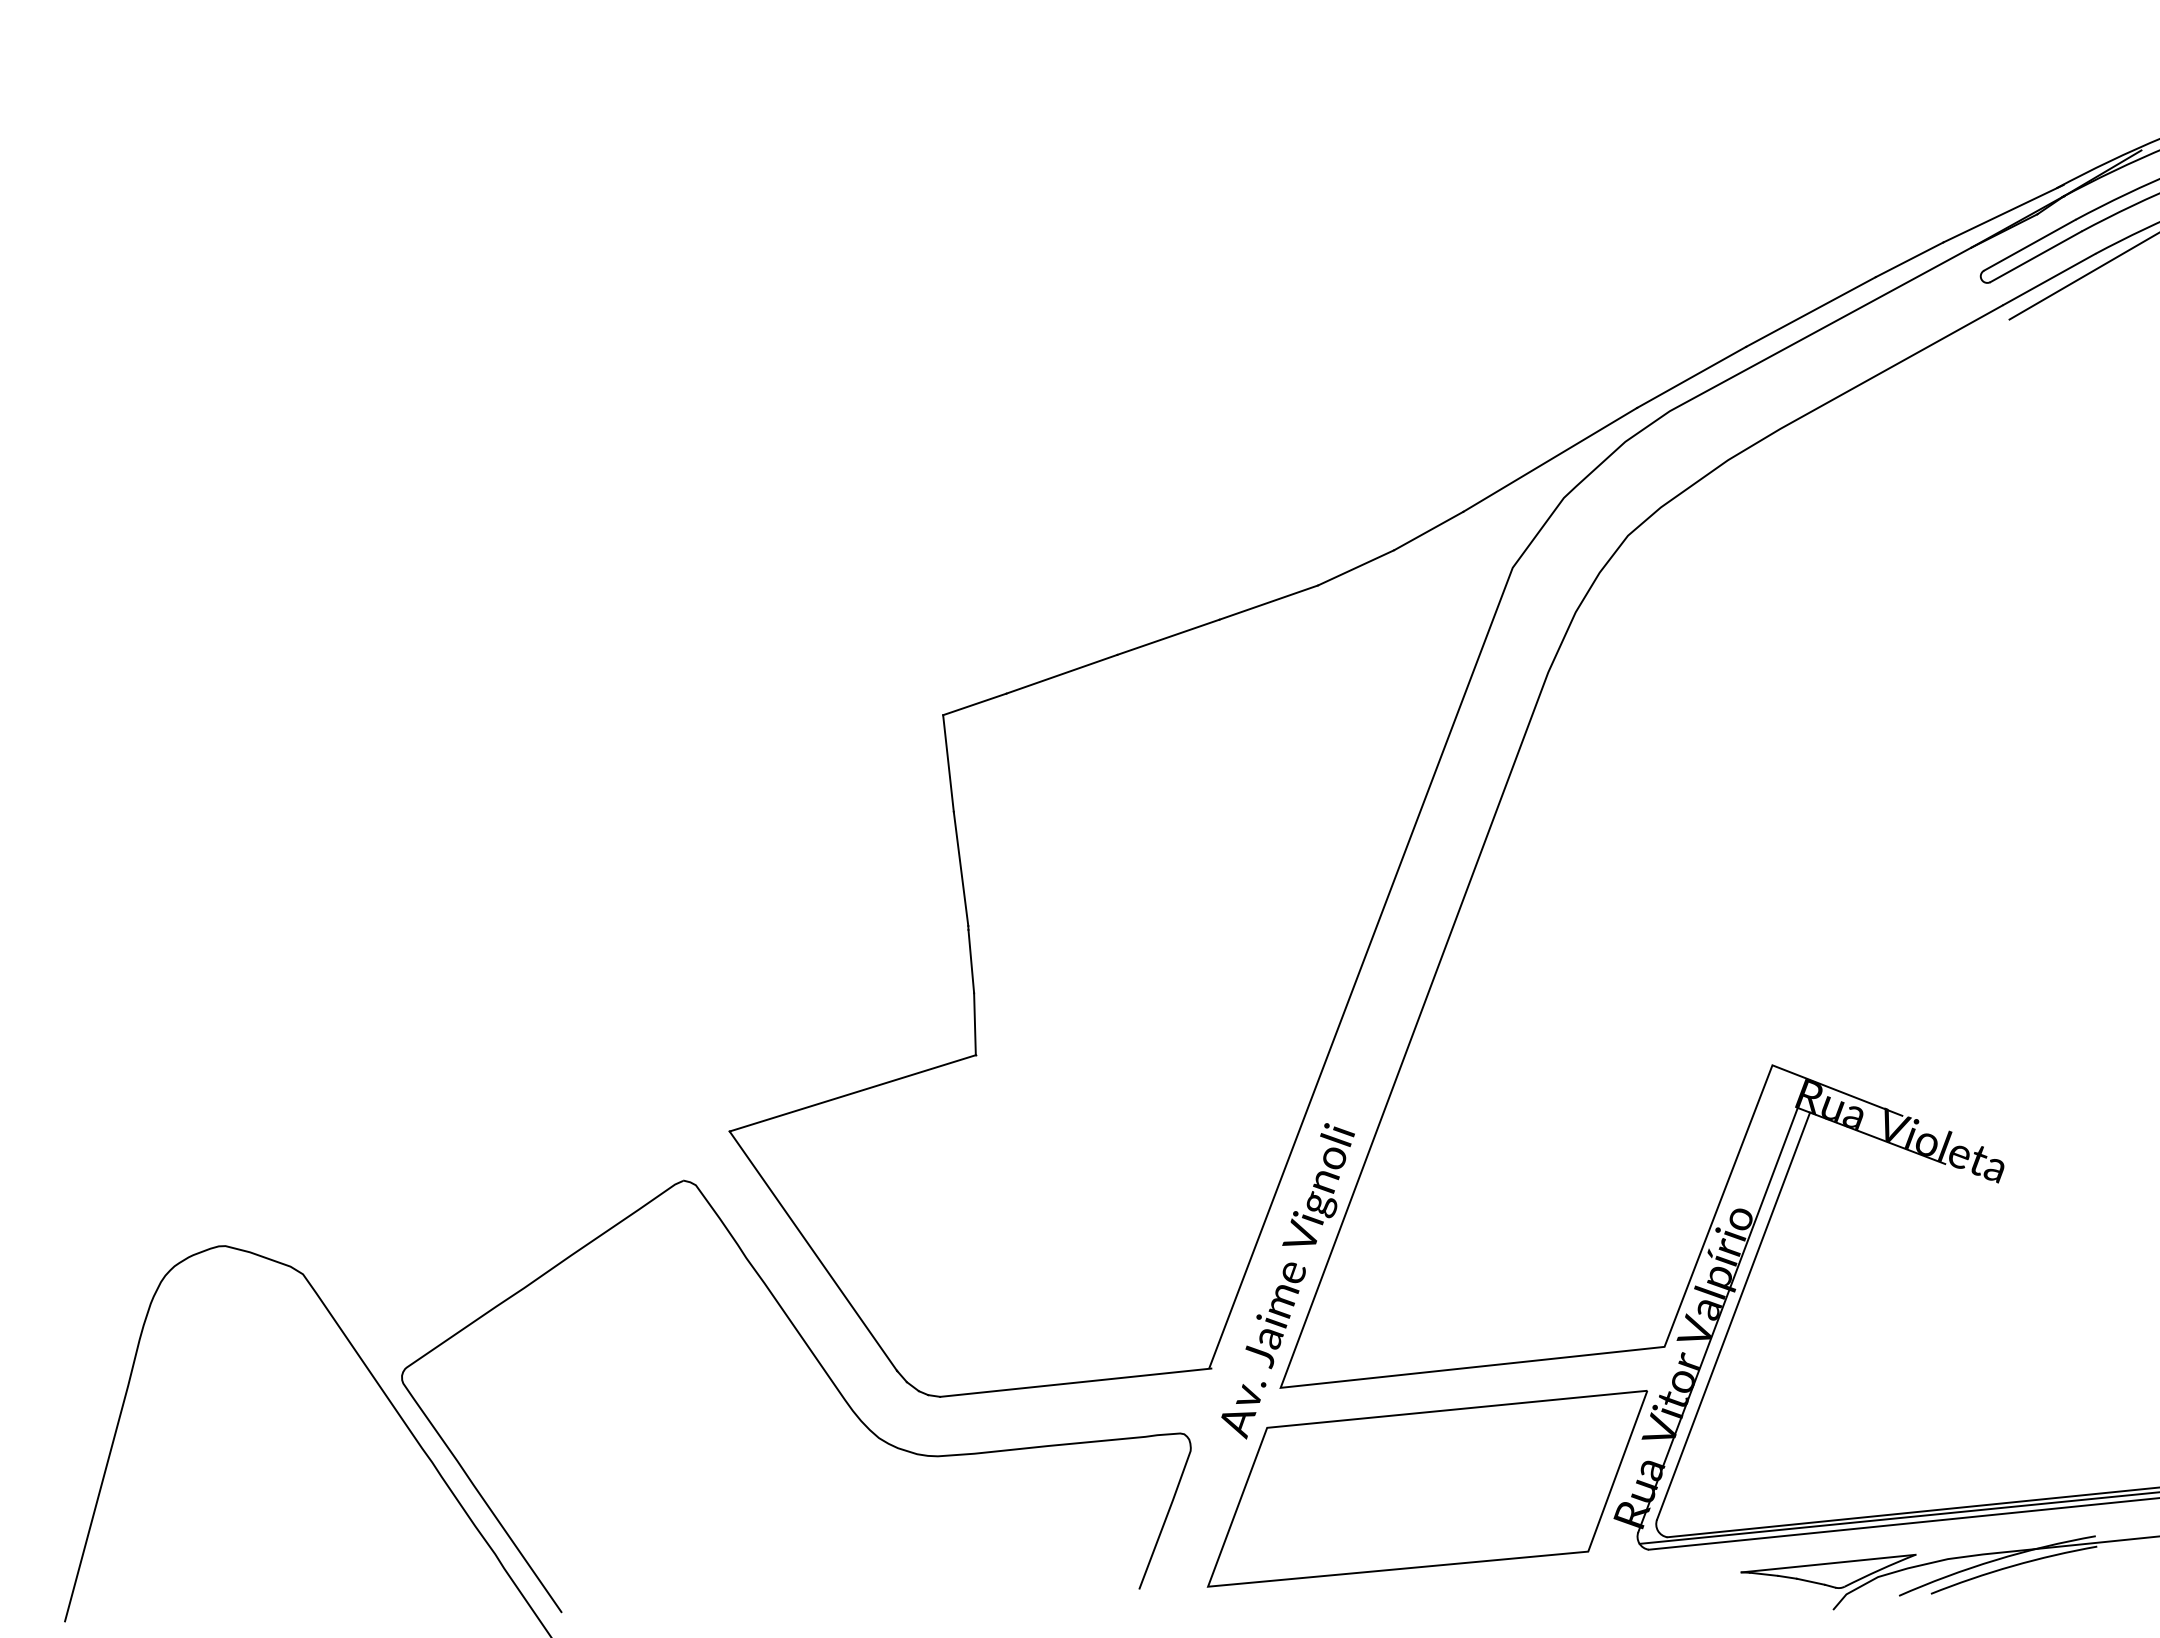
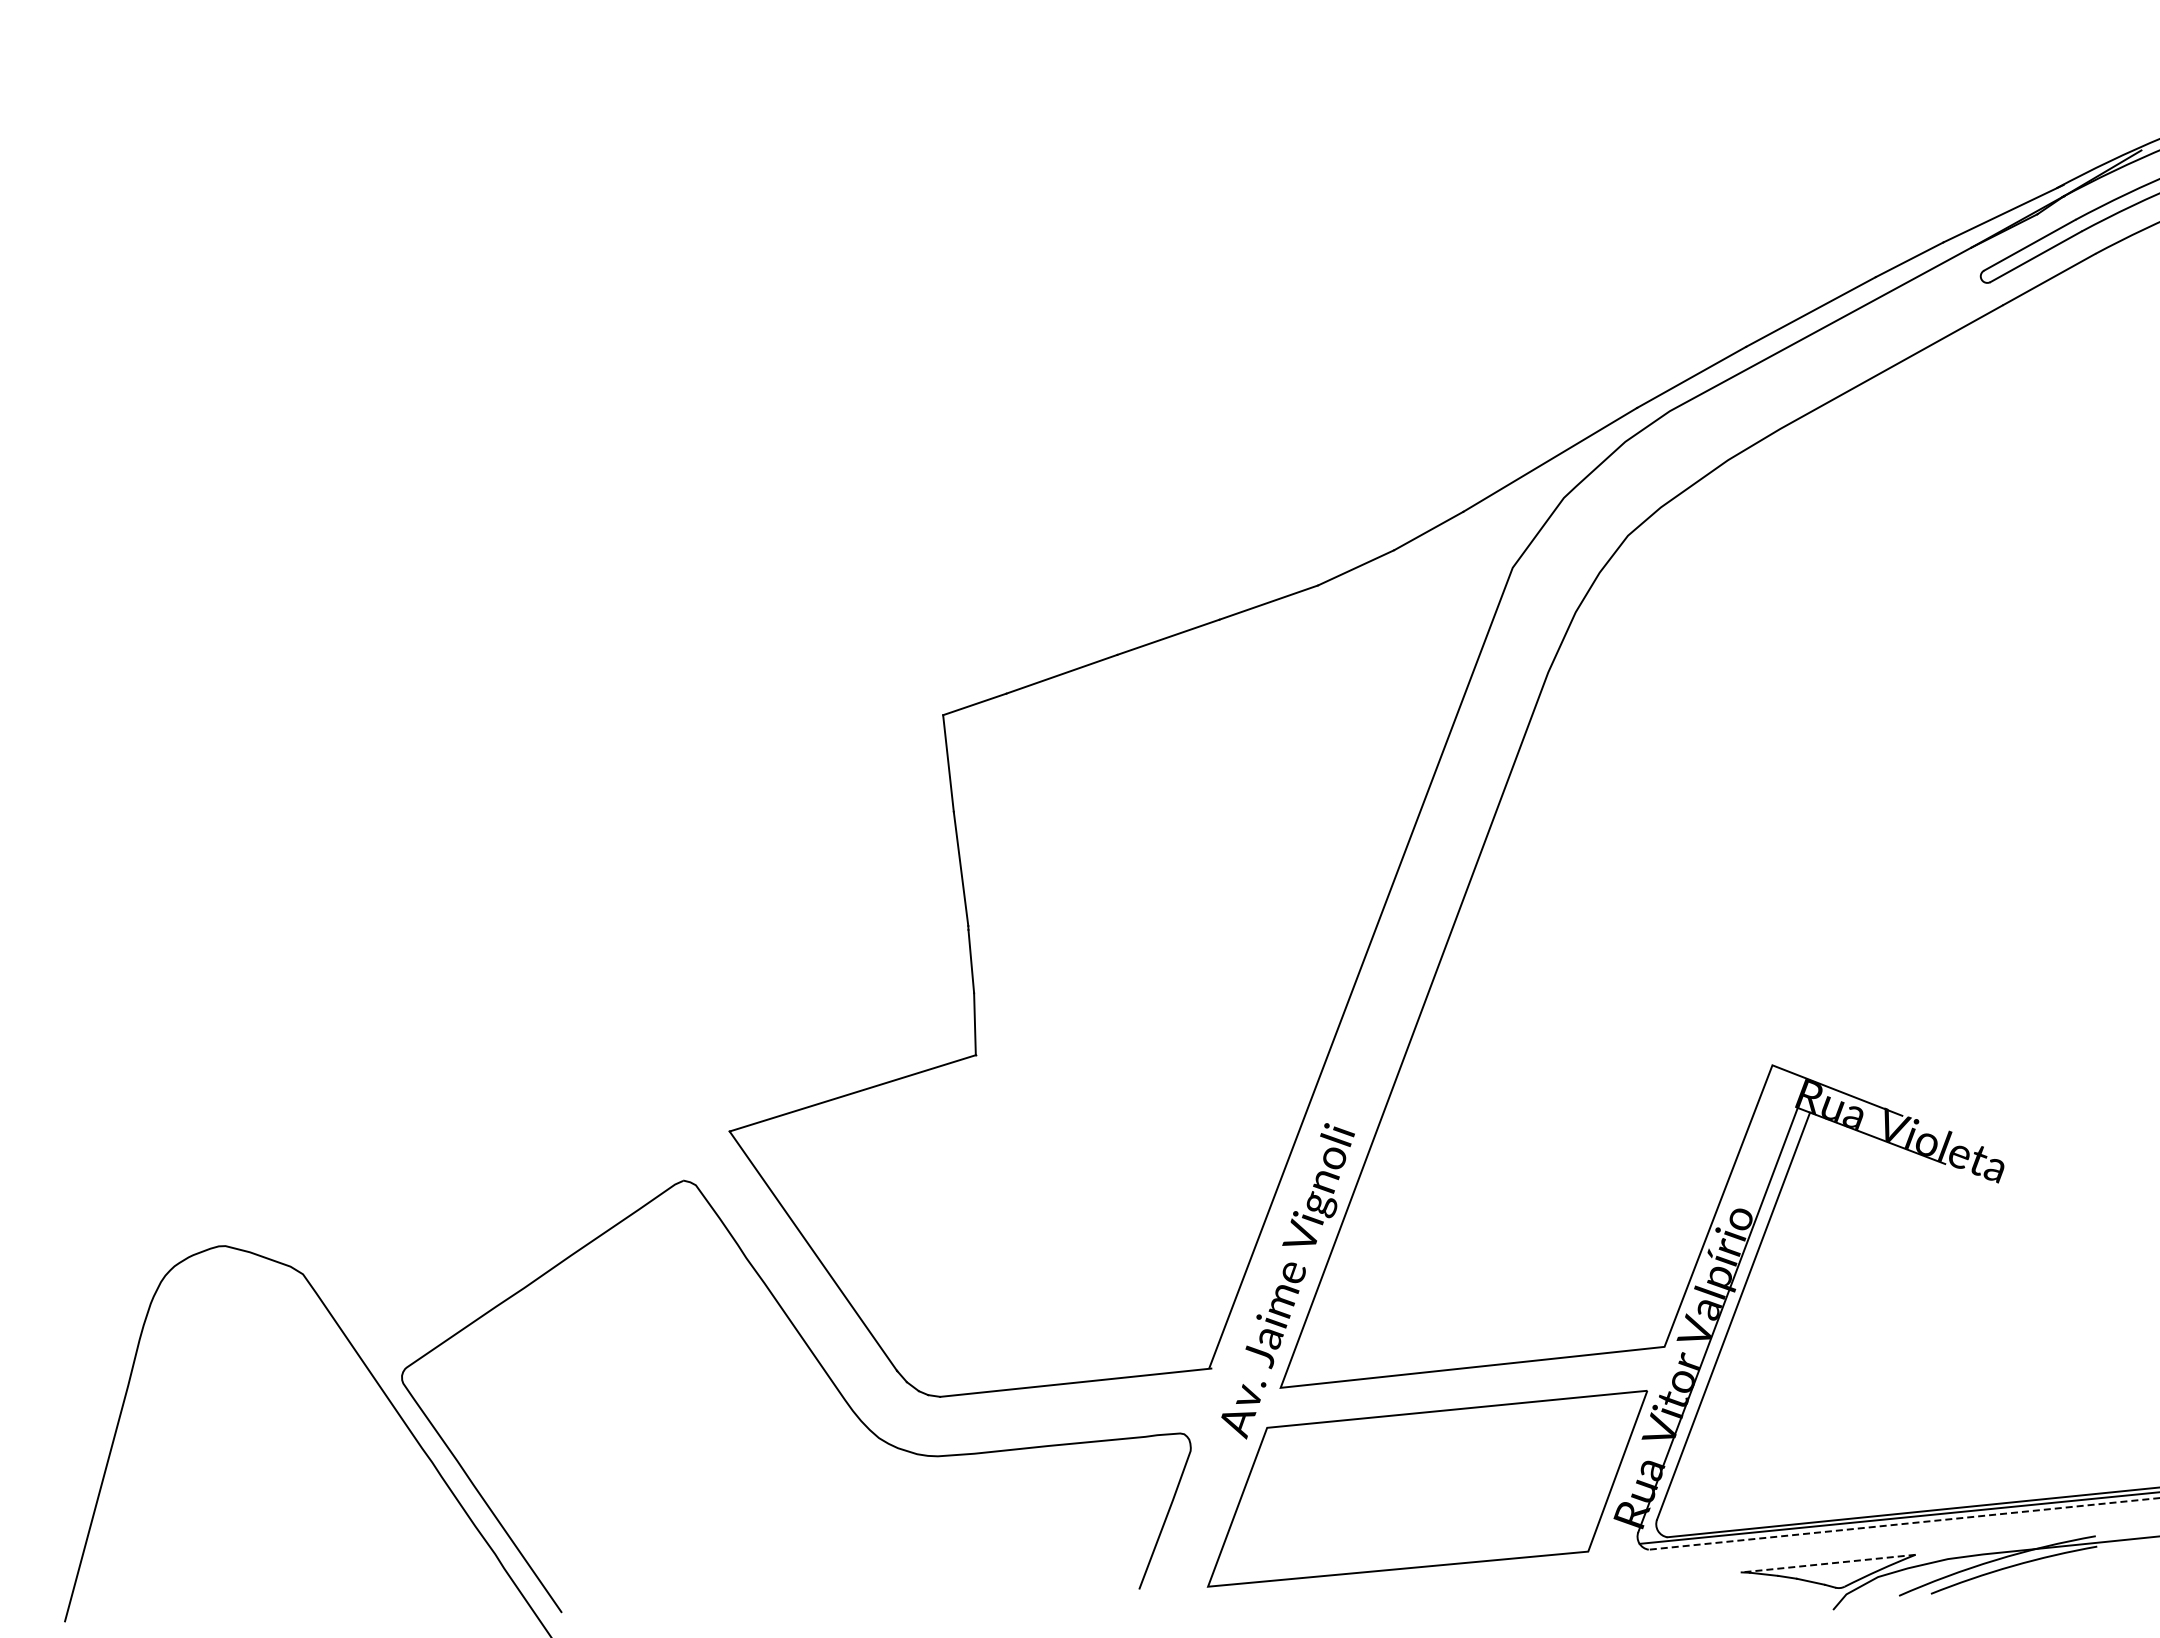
line: present -> none (2082, 276)
line: solid -> dashed (1904, 1523)
line: solid -> dashed (1828, 1563)
